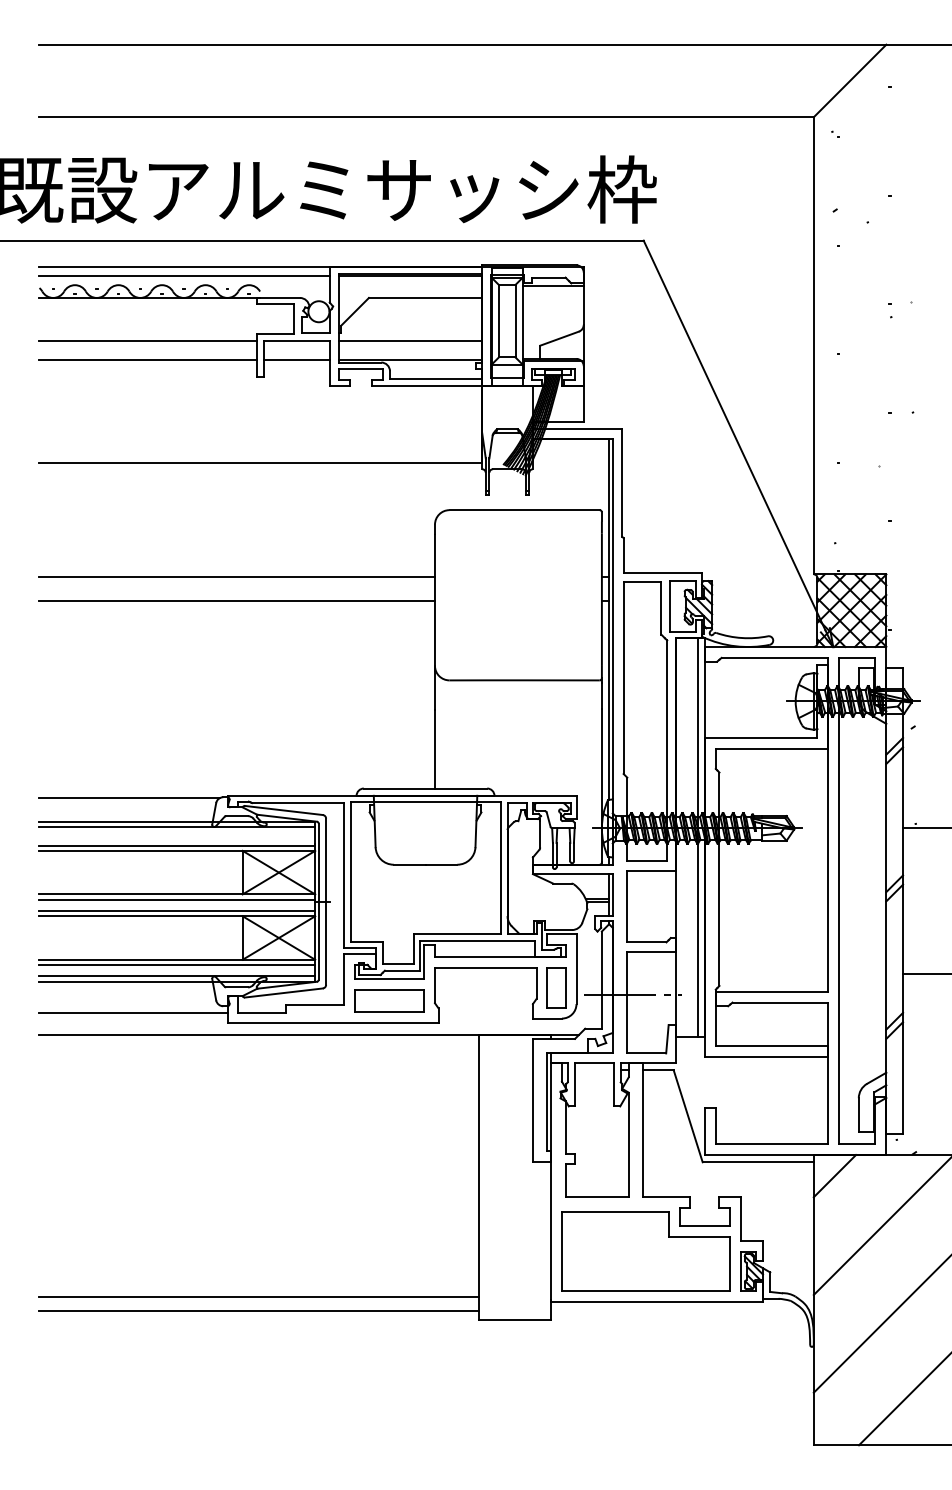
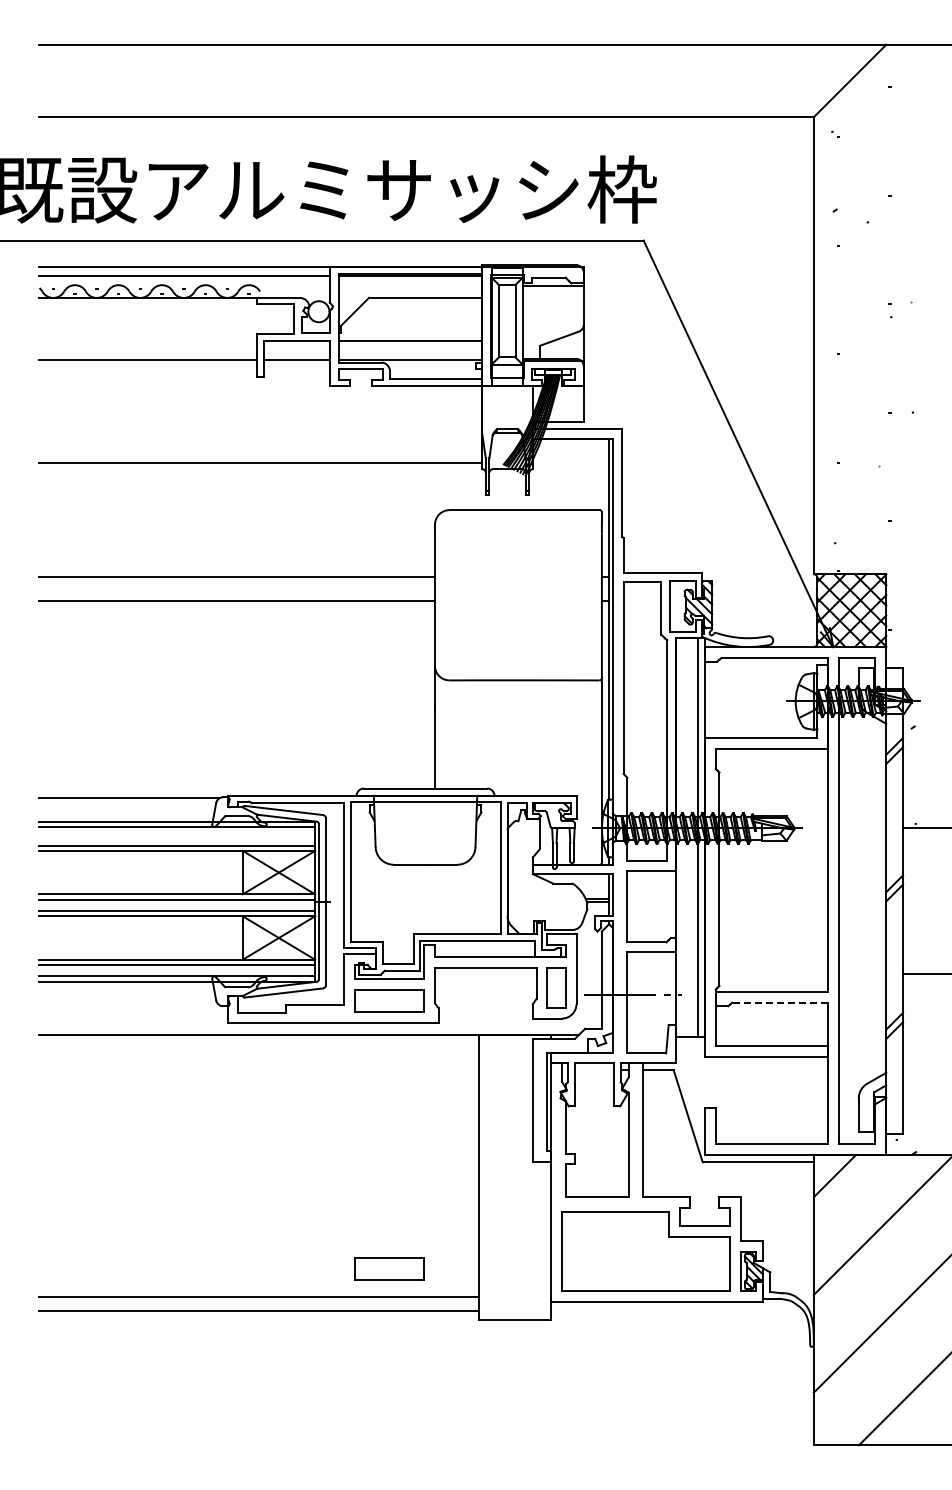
line: present -> none (148, 340)
line: solid -> dashed (780, 1002)
line: present -> none (133, 1012)
part: none -> present (389, 1268)
